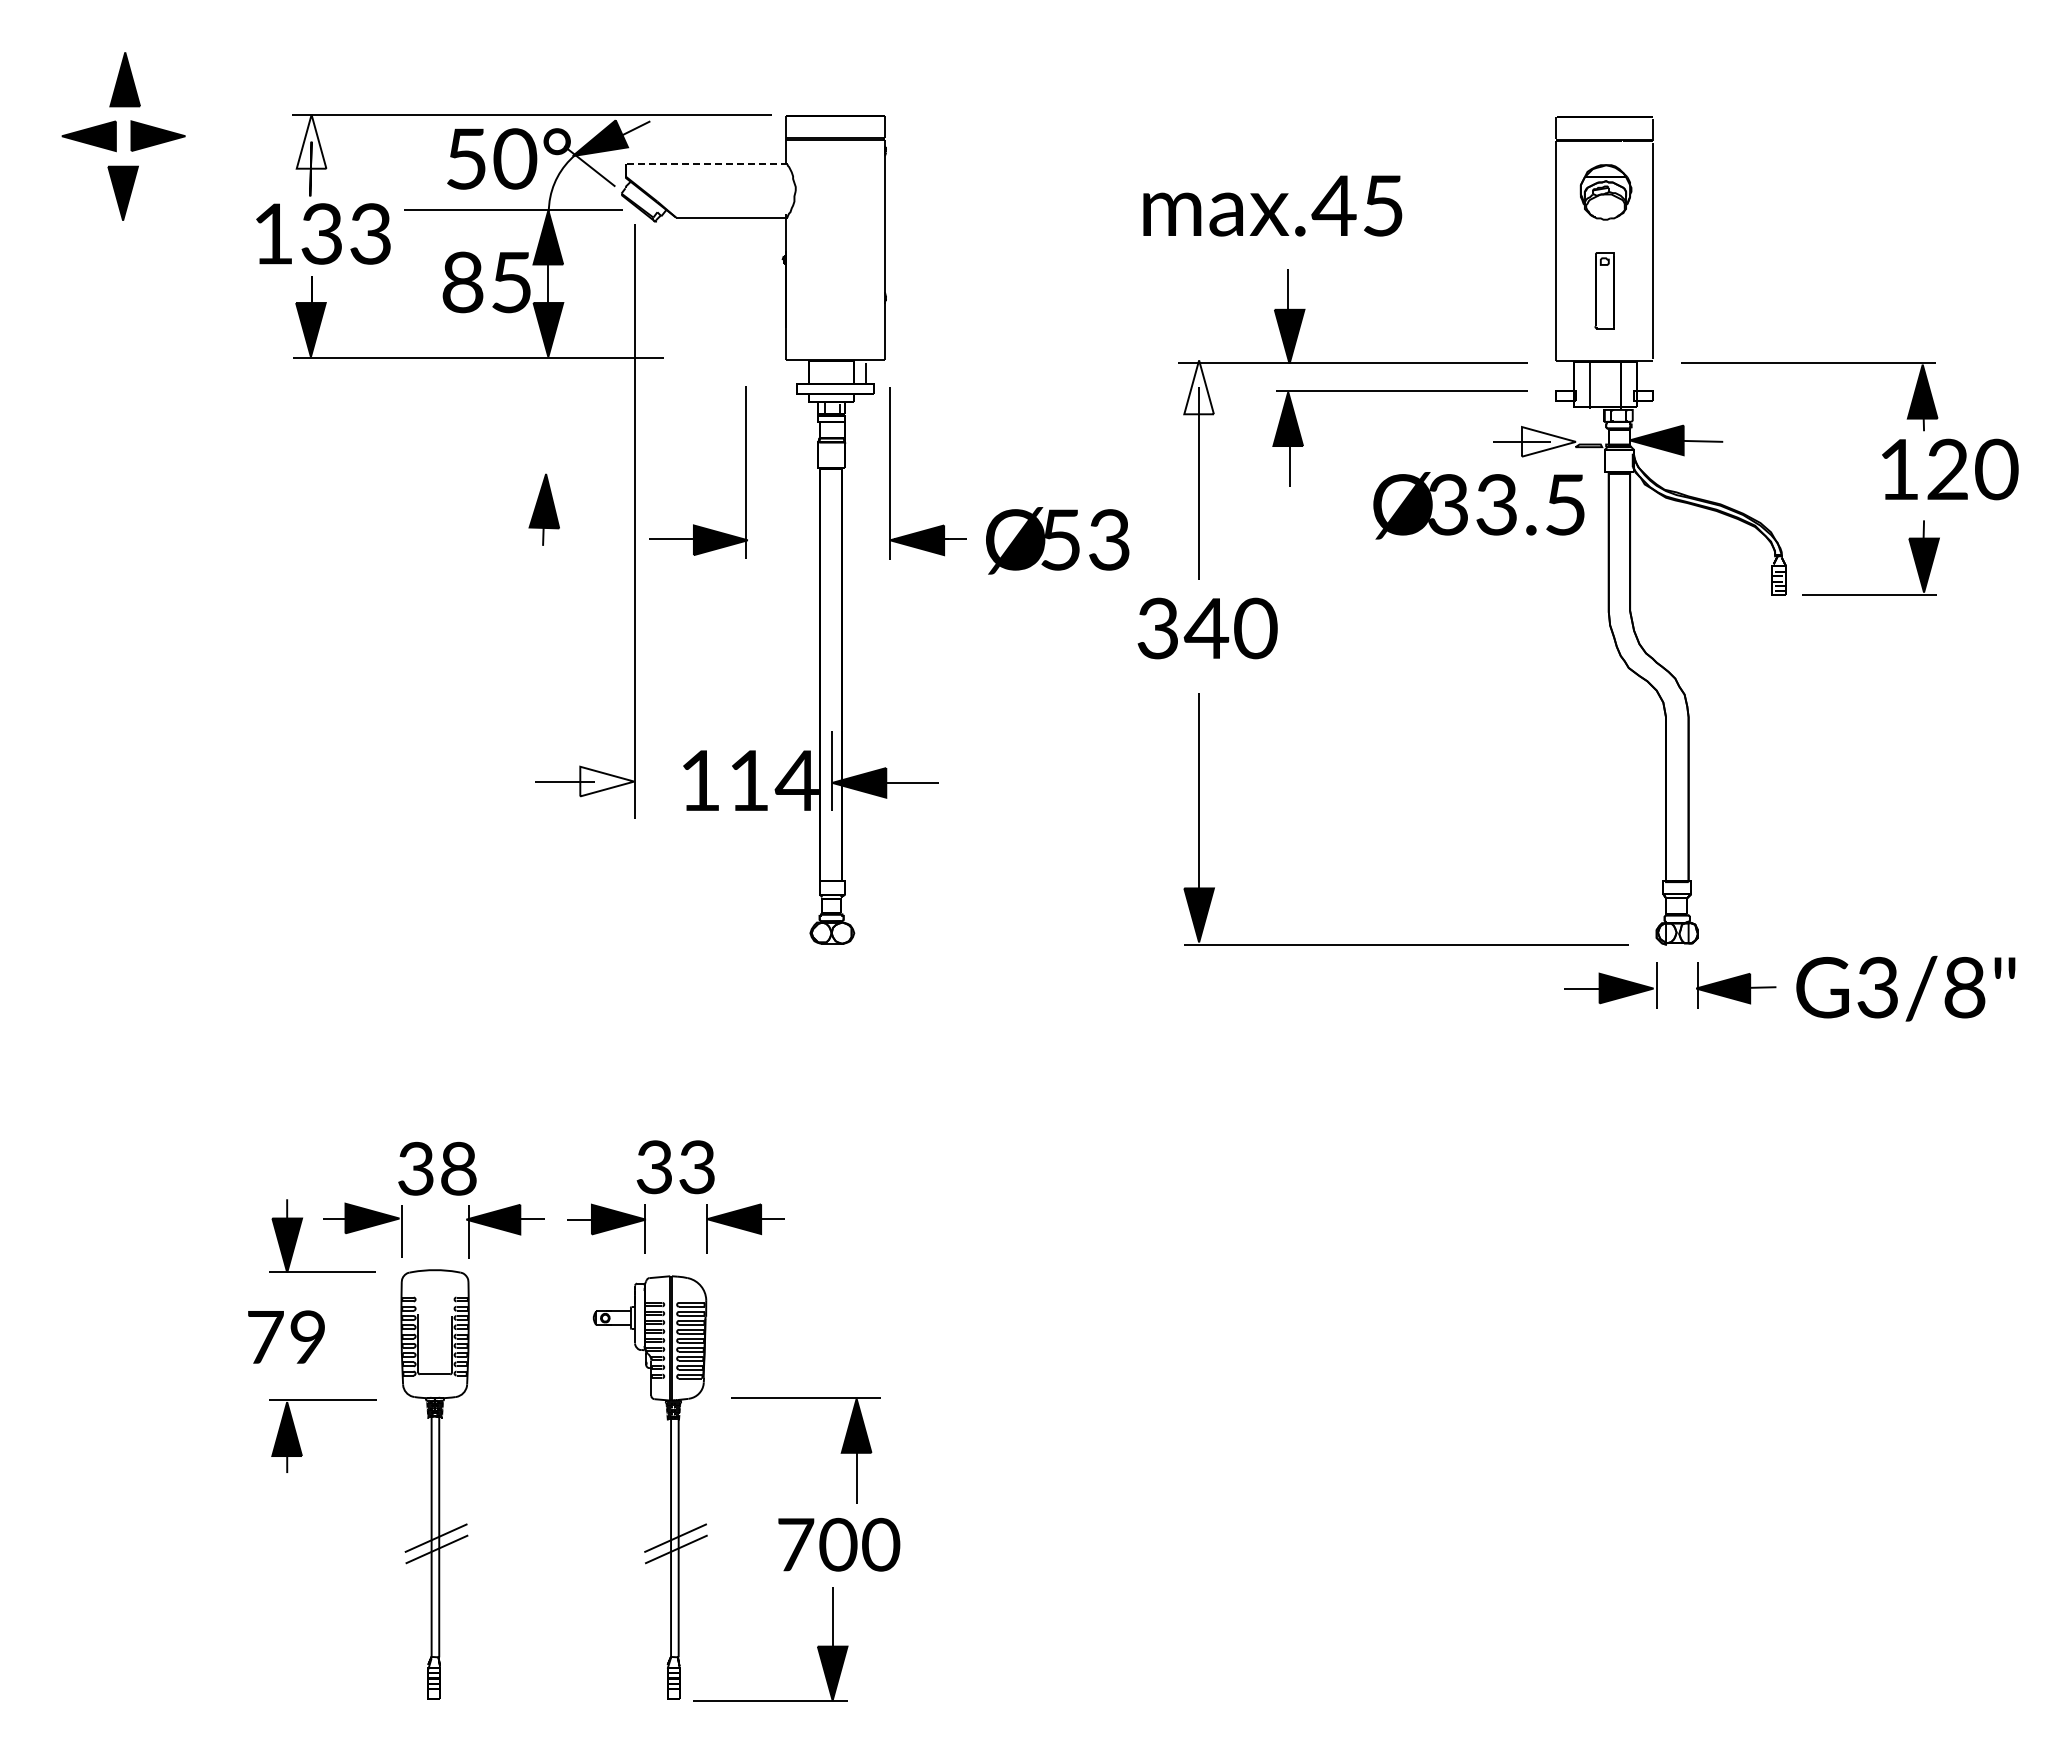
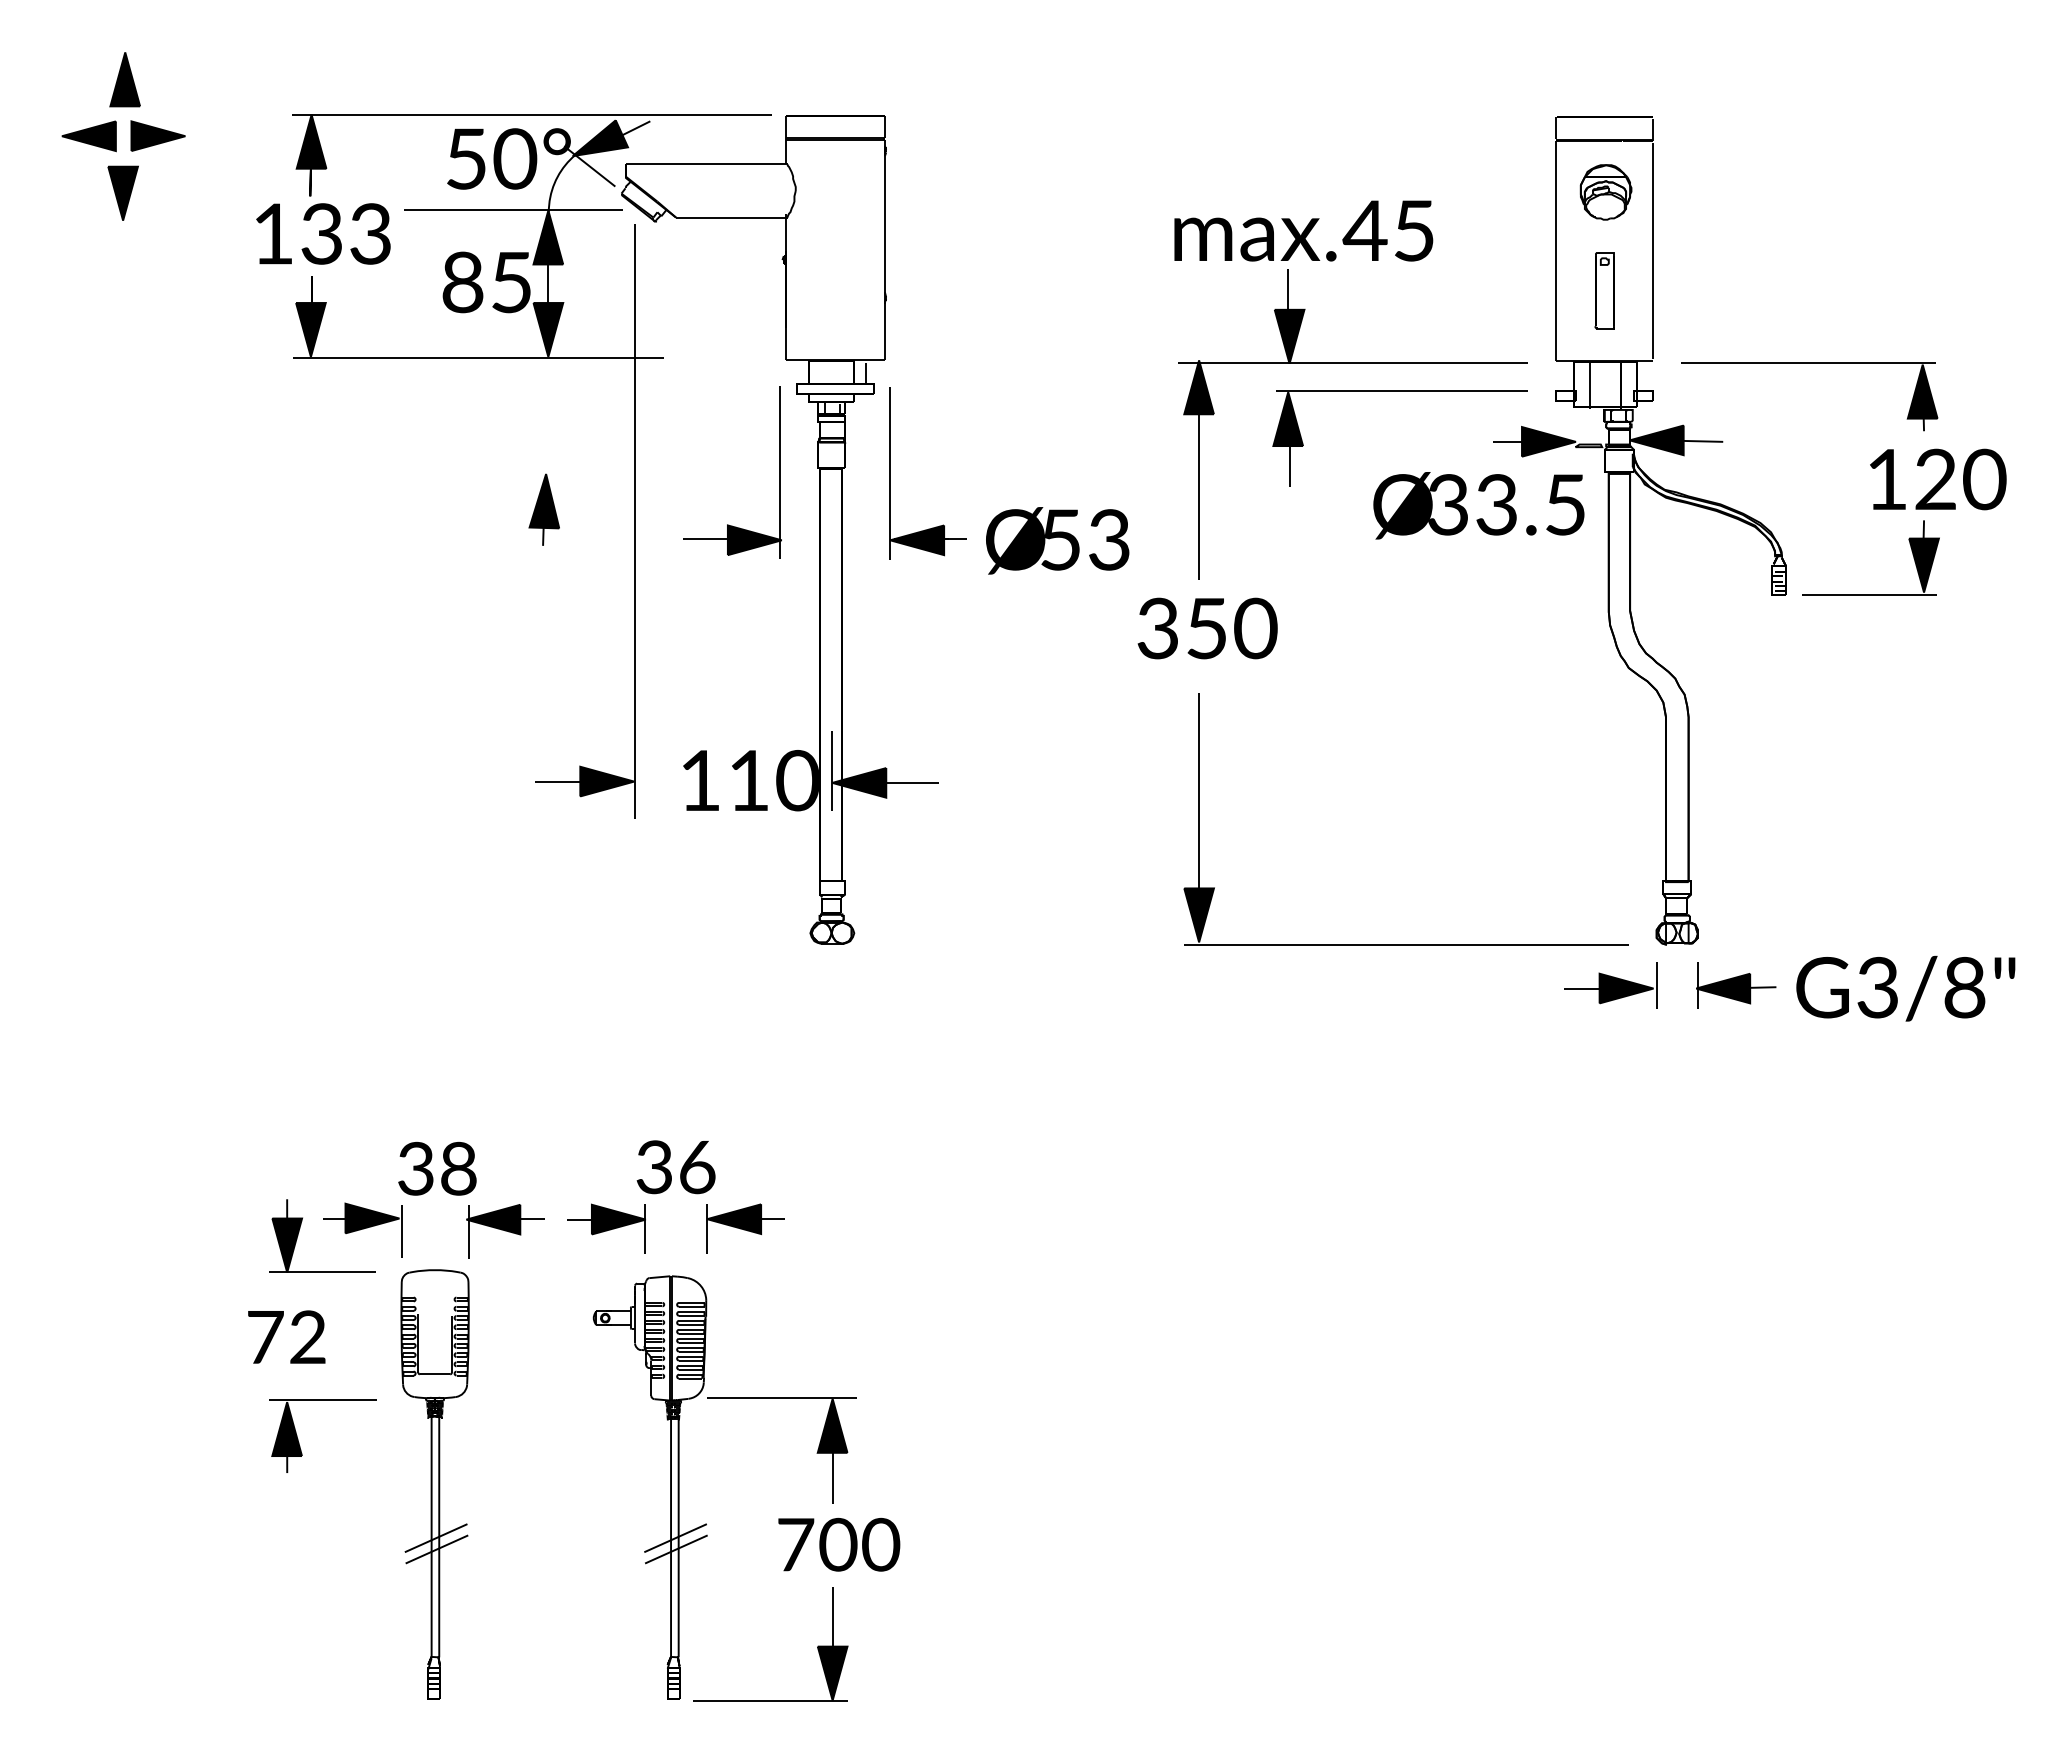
fill: none -> present (311, 141)
line: dashed -> solid (706, 164)
text position: (1272, 205) -> (1303, 230) (1303, 230)
fill: none -> present (1198, 387)
fill: none -> present (1548, 441)
text position: (1950, 469) -> (1938, 479) (1938, 479)
part position: (745, 472) -> (779, 472) (779, 472)
text: 340 -> 350 (1206, 628)
text: 114 -> 110 (796, 780)
fill: none -> present (607, 781)
text: 33 -> 36 (697, 1166)
text: 79 -> 72 (307, 1336)
part position: (840, 1453) -> (816, 1453) (816, 1453)
